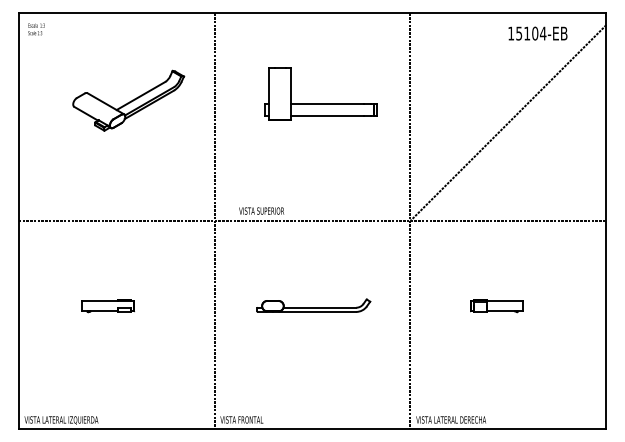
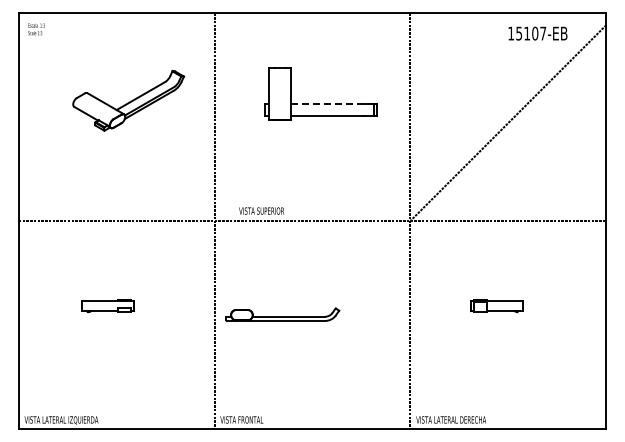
text: 15104-EB -> 15107-EB (542, 33)
line: solid -> dashed (326, 103)
part position: (313, 305) -> (282, 314) (282, 314)
